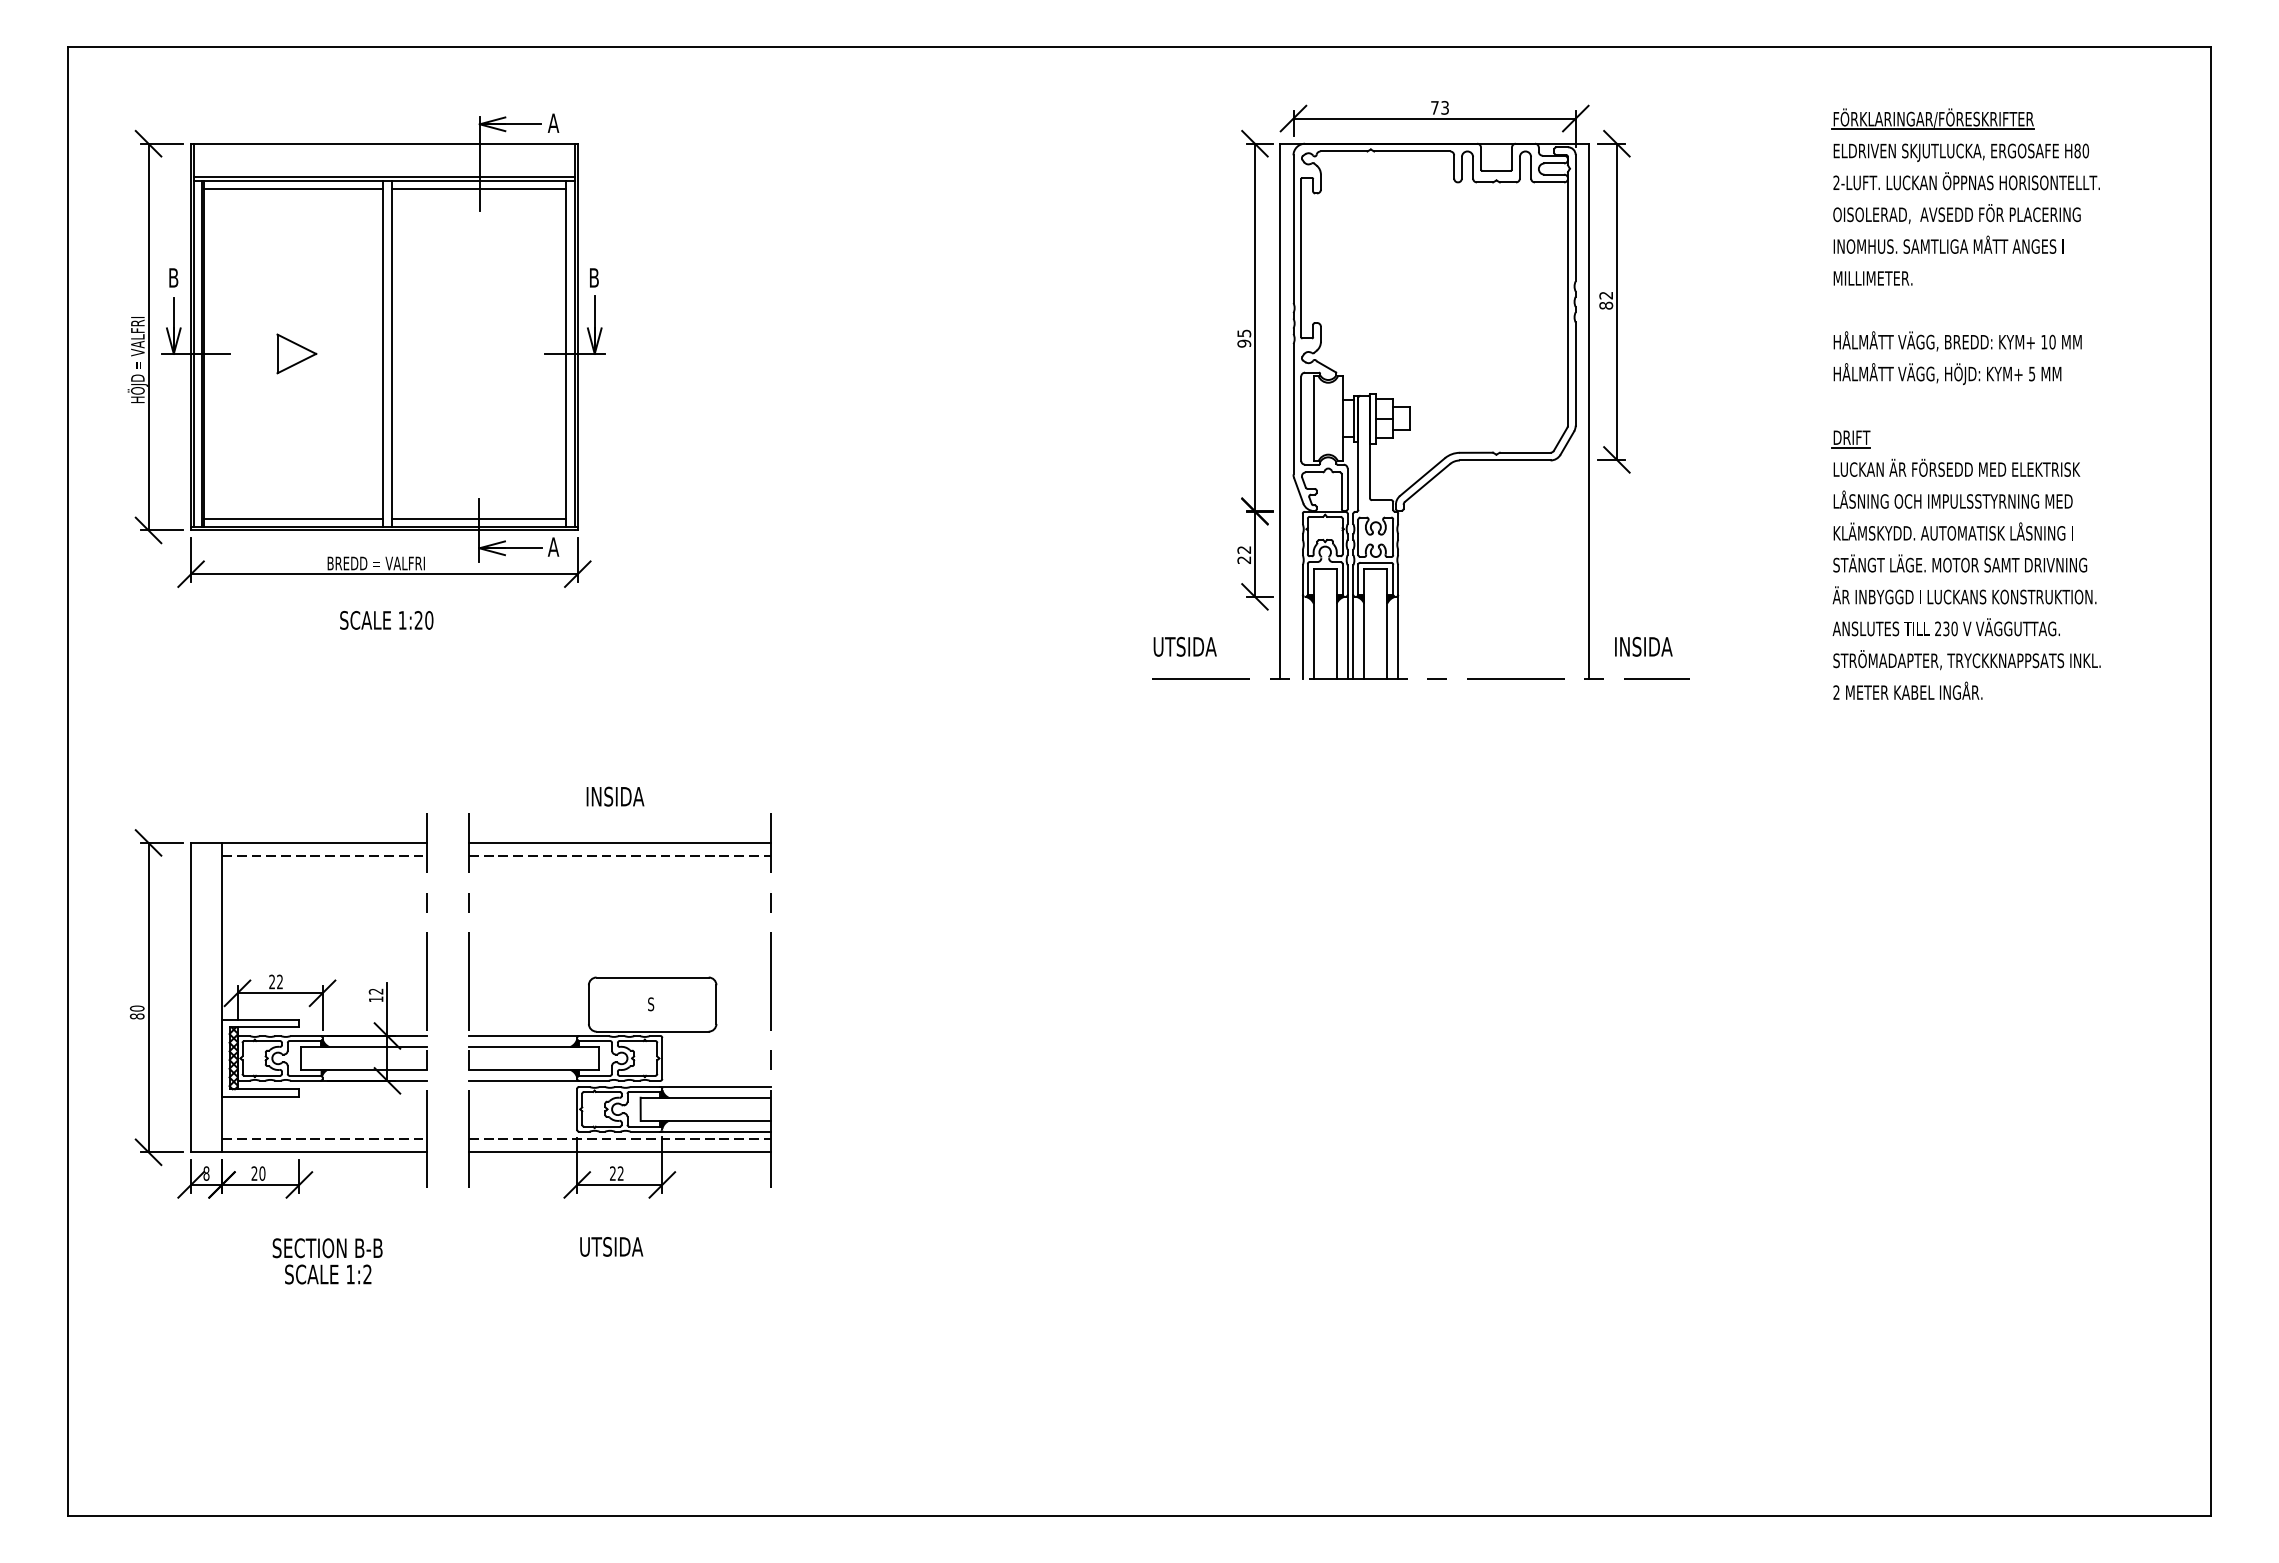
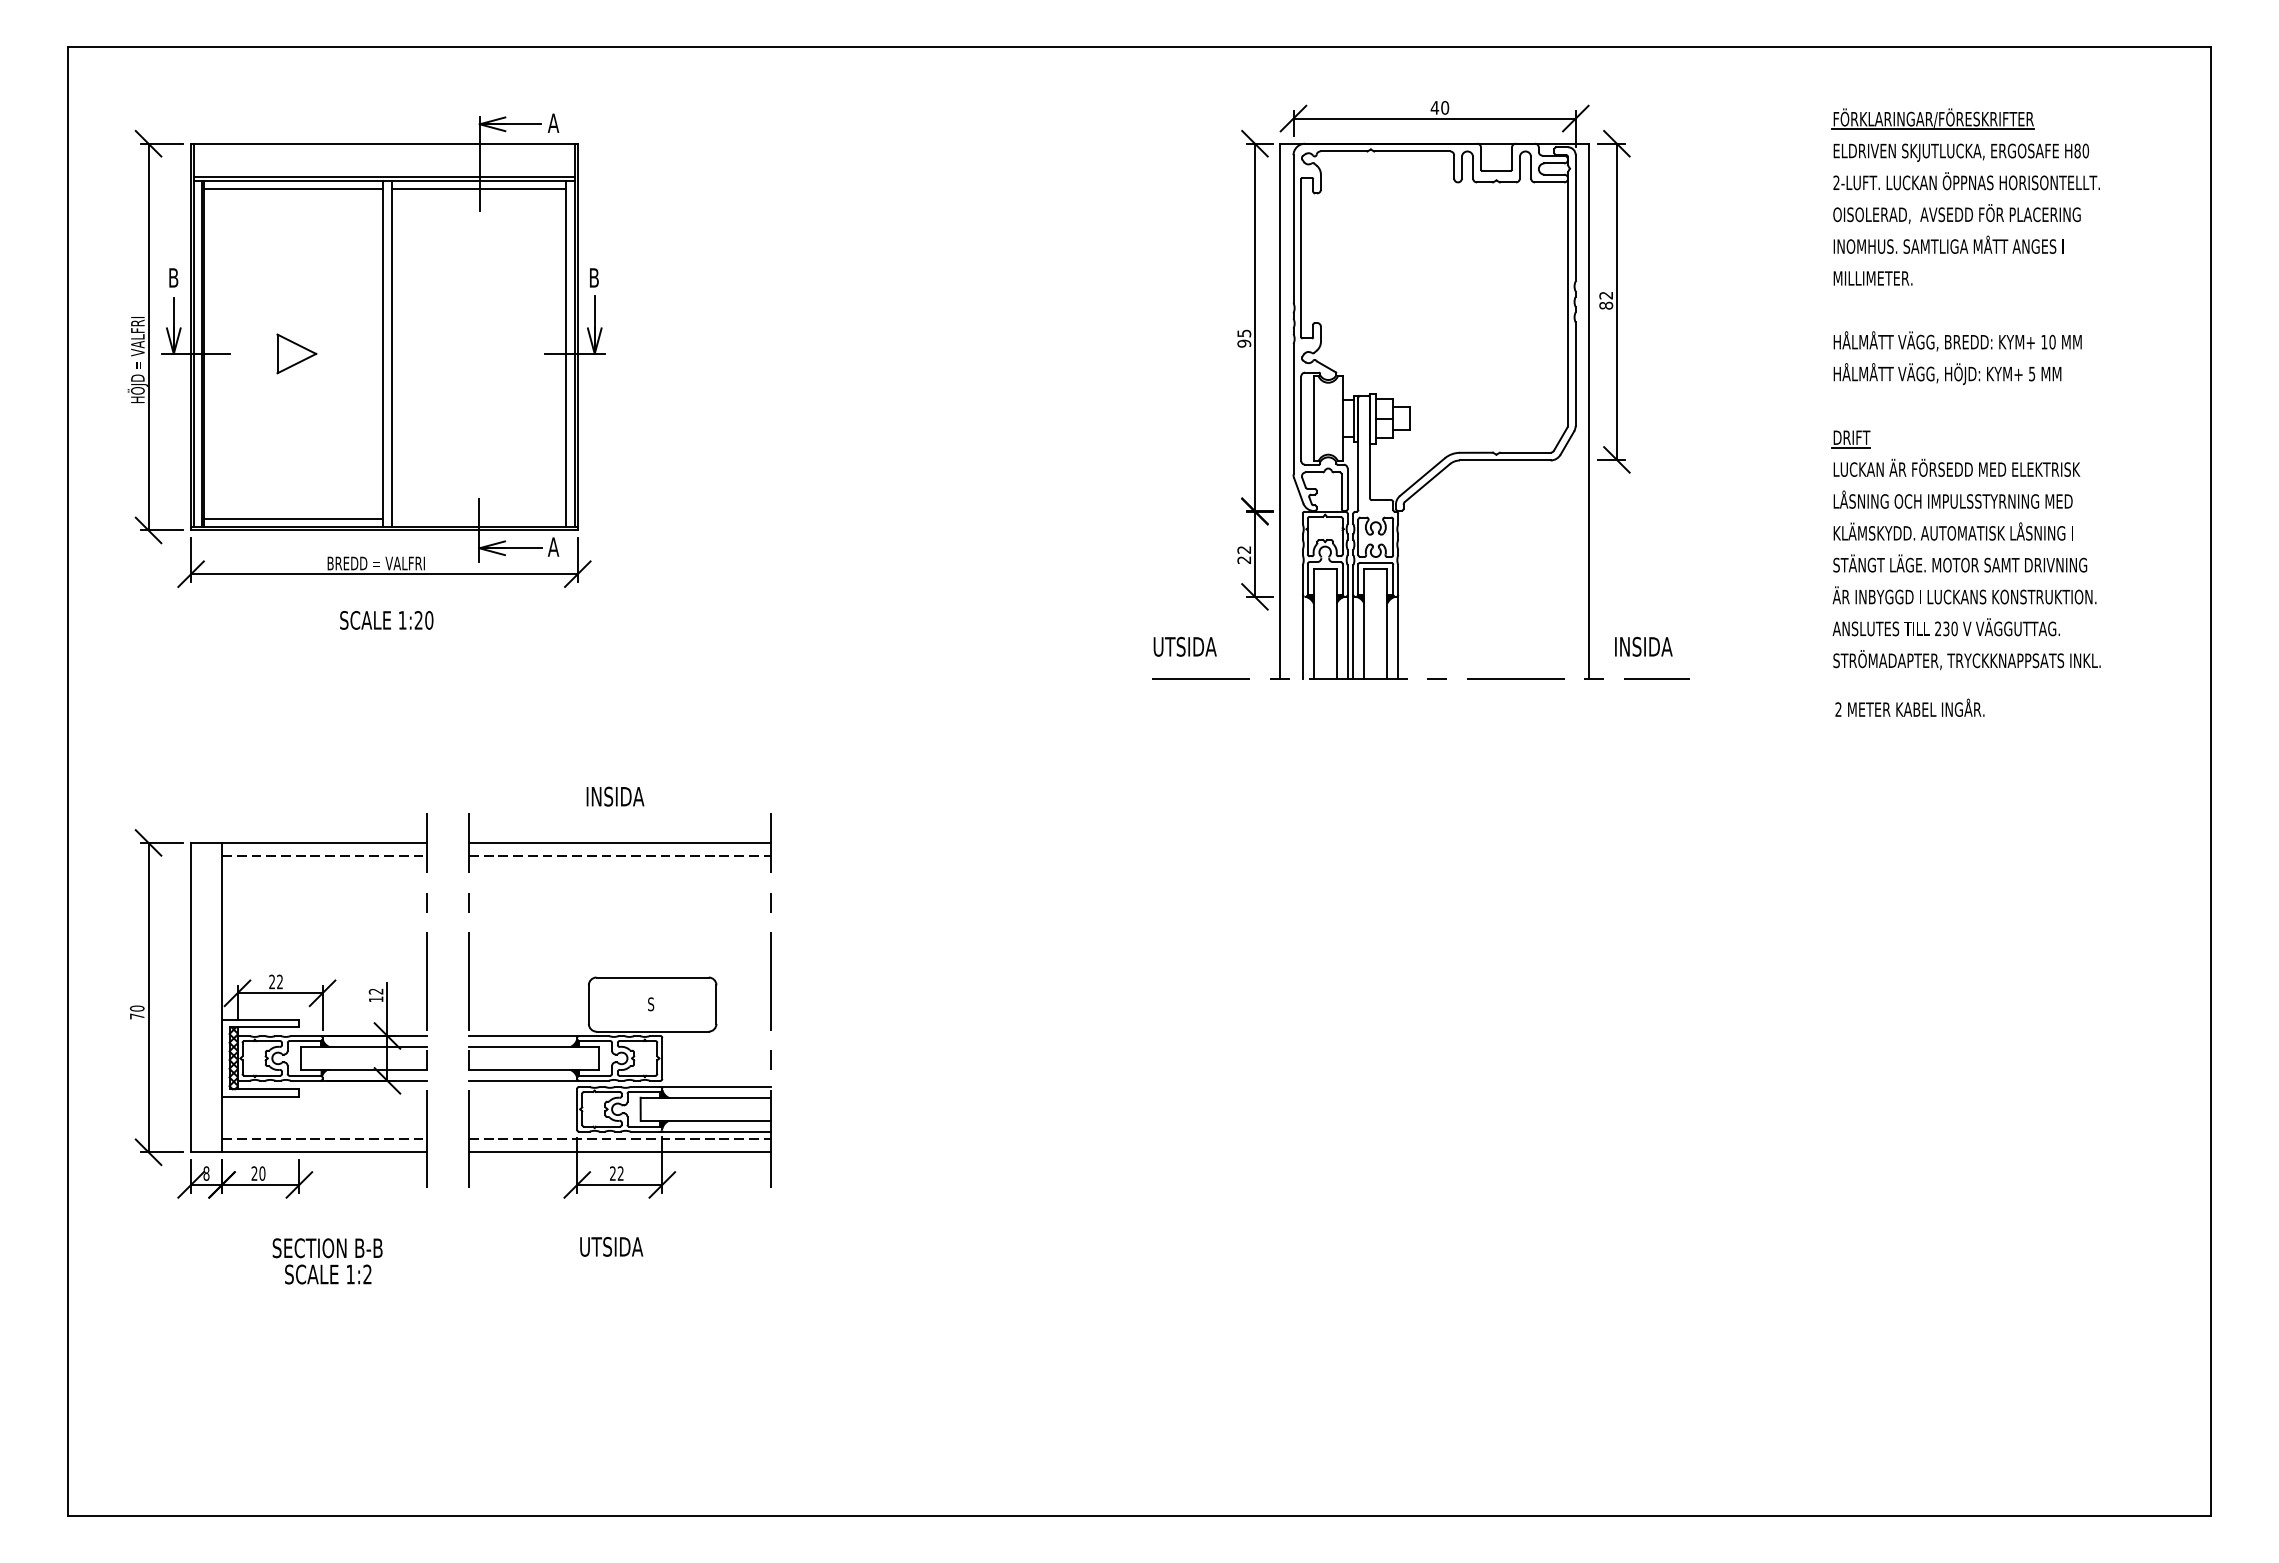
text: 73 -> 40 (1439, 107)
line: present -> none (478, 518)
text position: (1907, 690) -> (1909, 707) (1909, 707)
text: 80 -> 70 (136, 1016)
